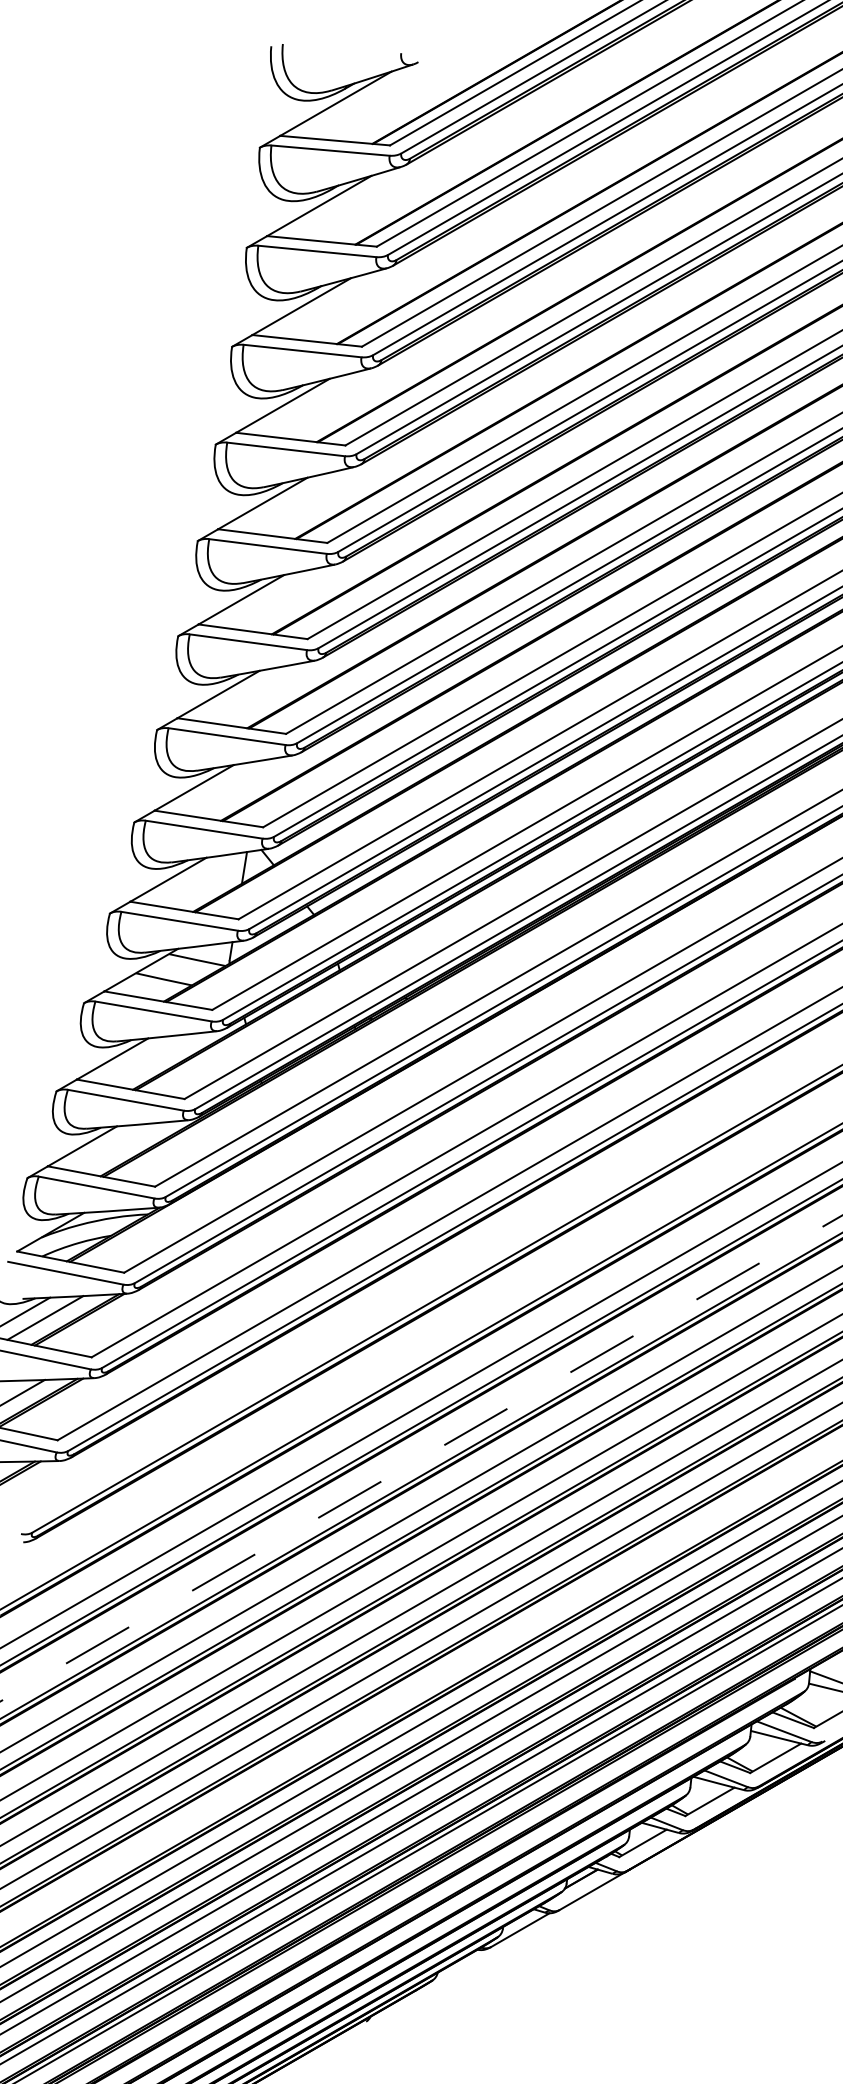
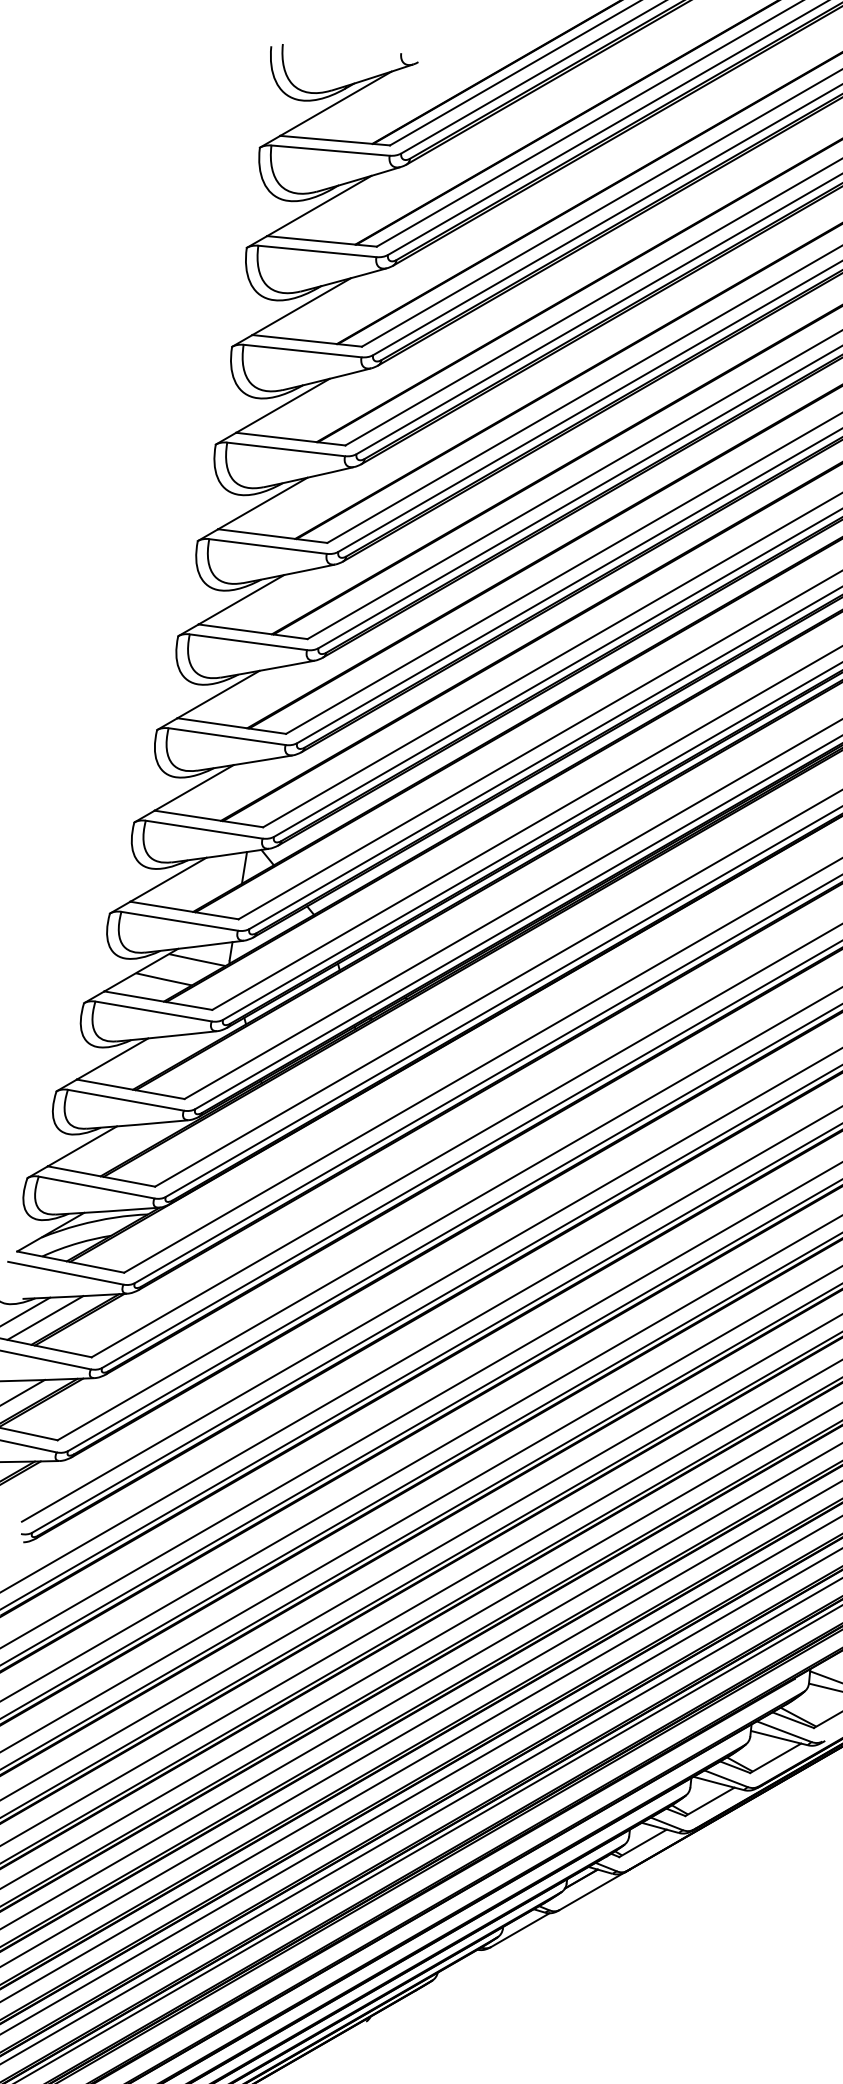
line: none -> present (430, 1285)
line: none -> present (420, 1349)
line: dashed -> solid (421, 1458)
line: none -> present (420, 1686)
